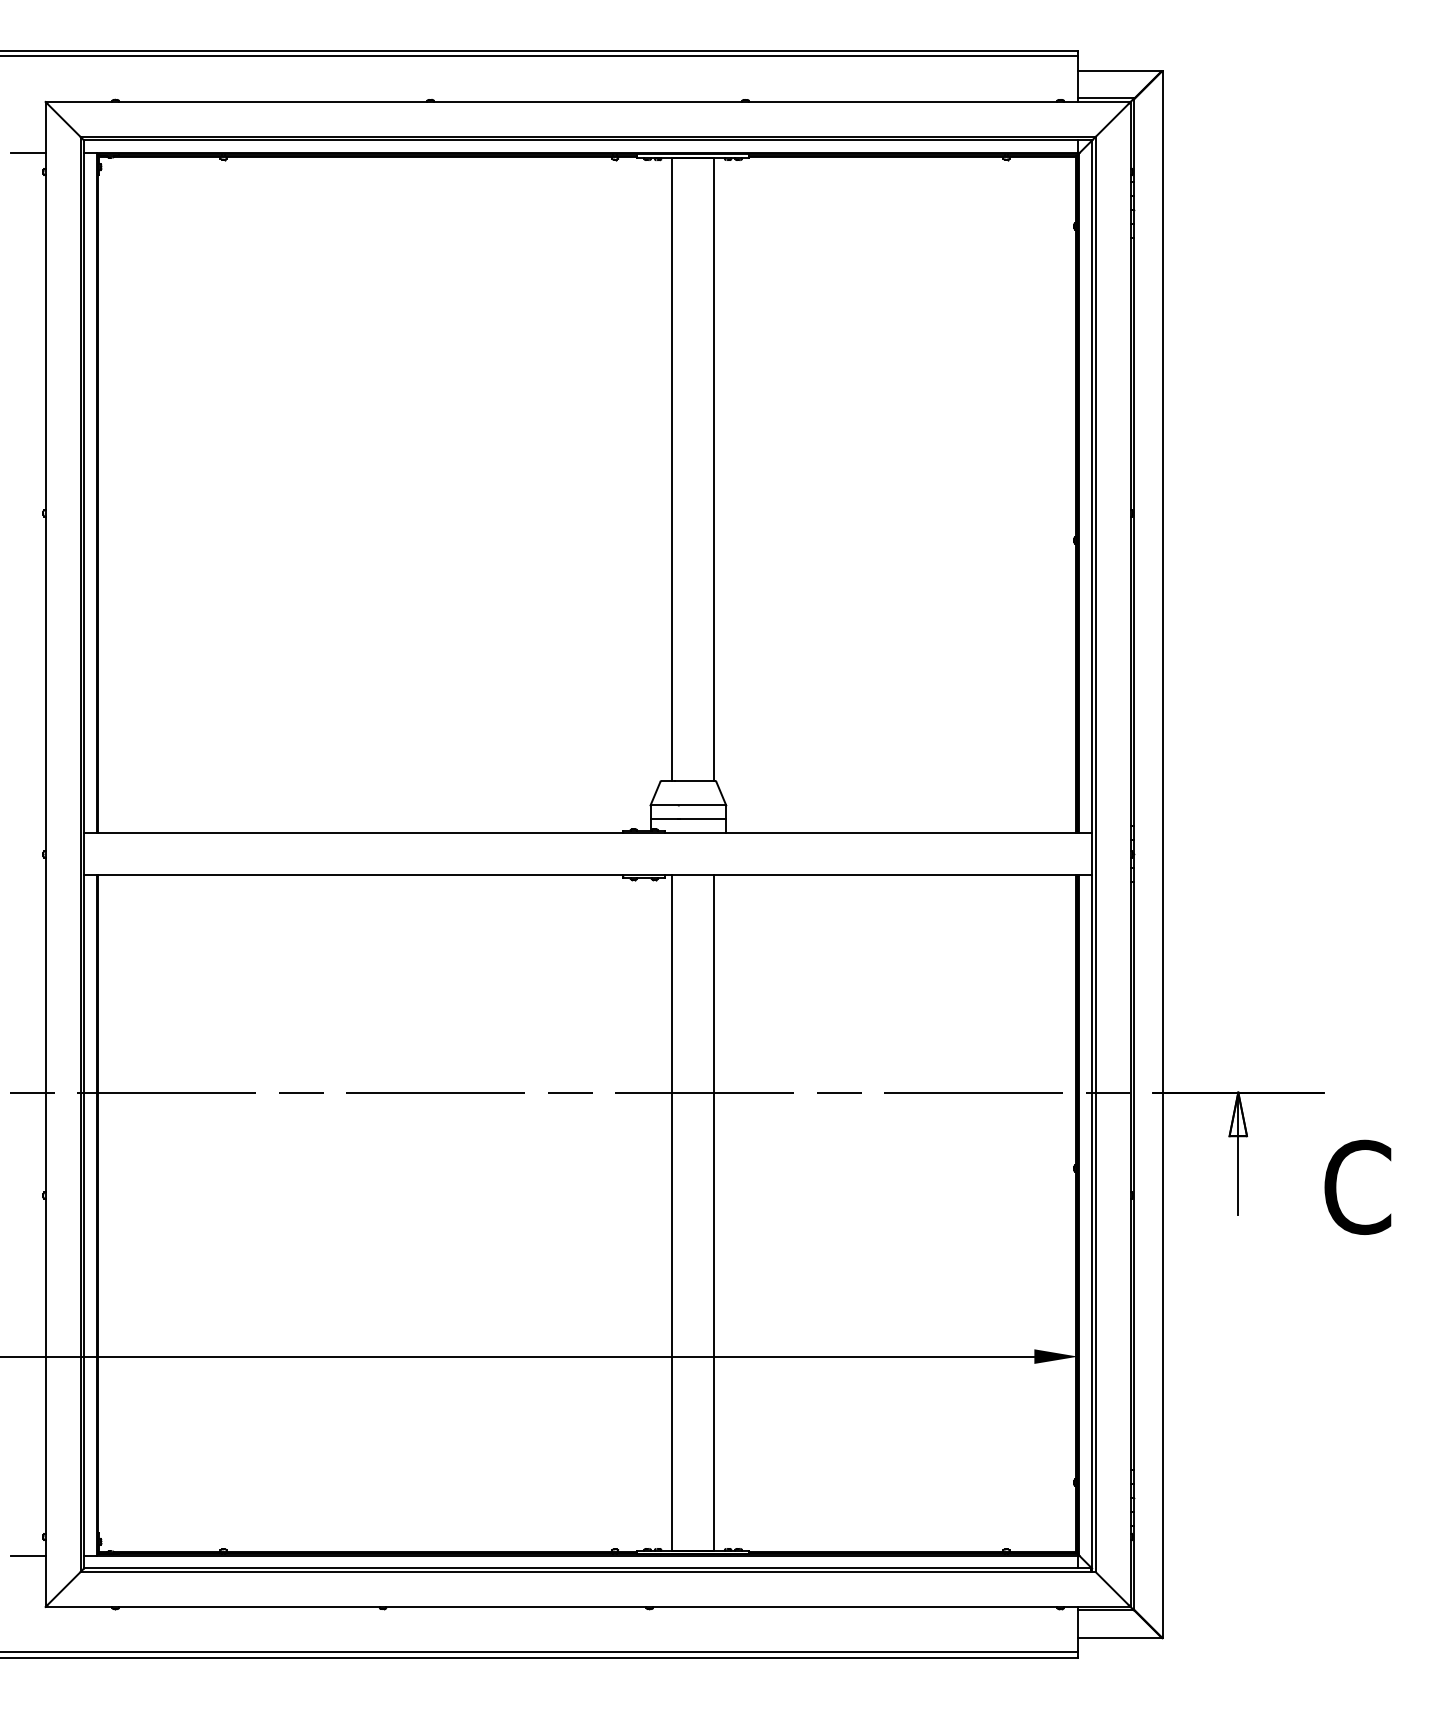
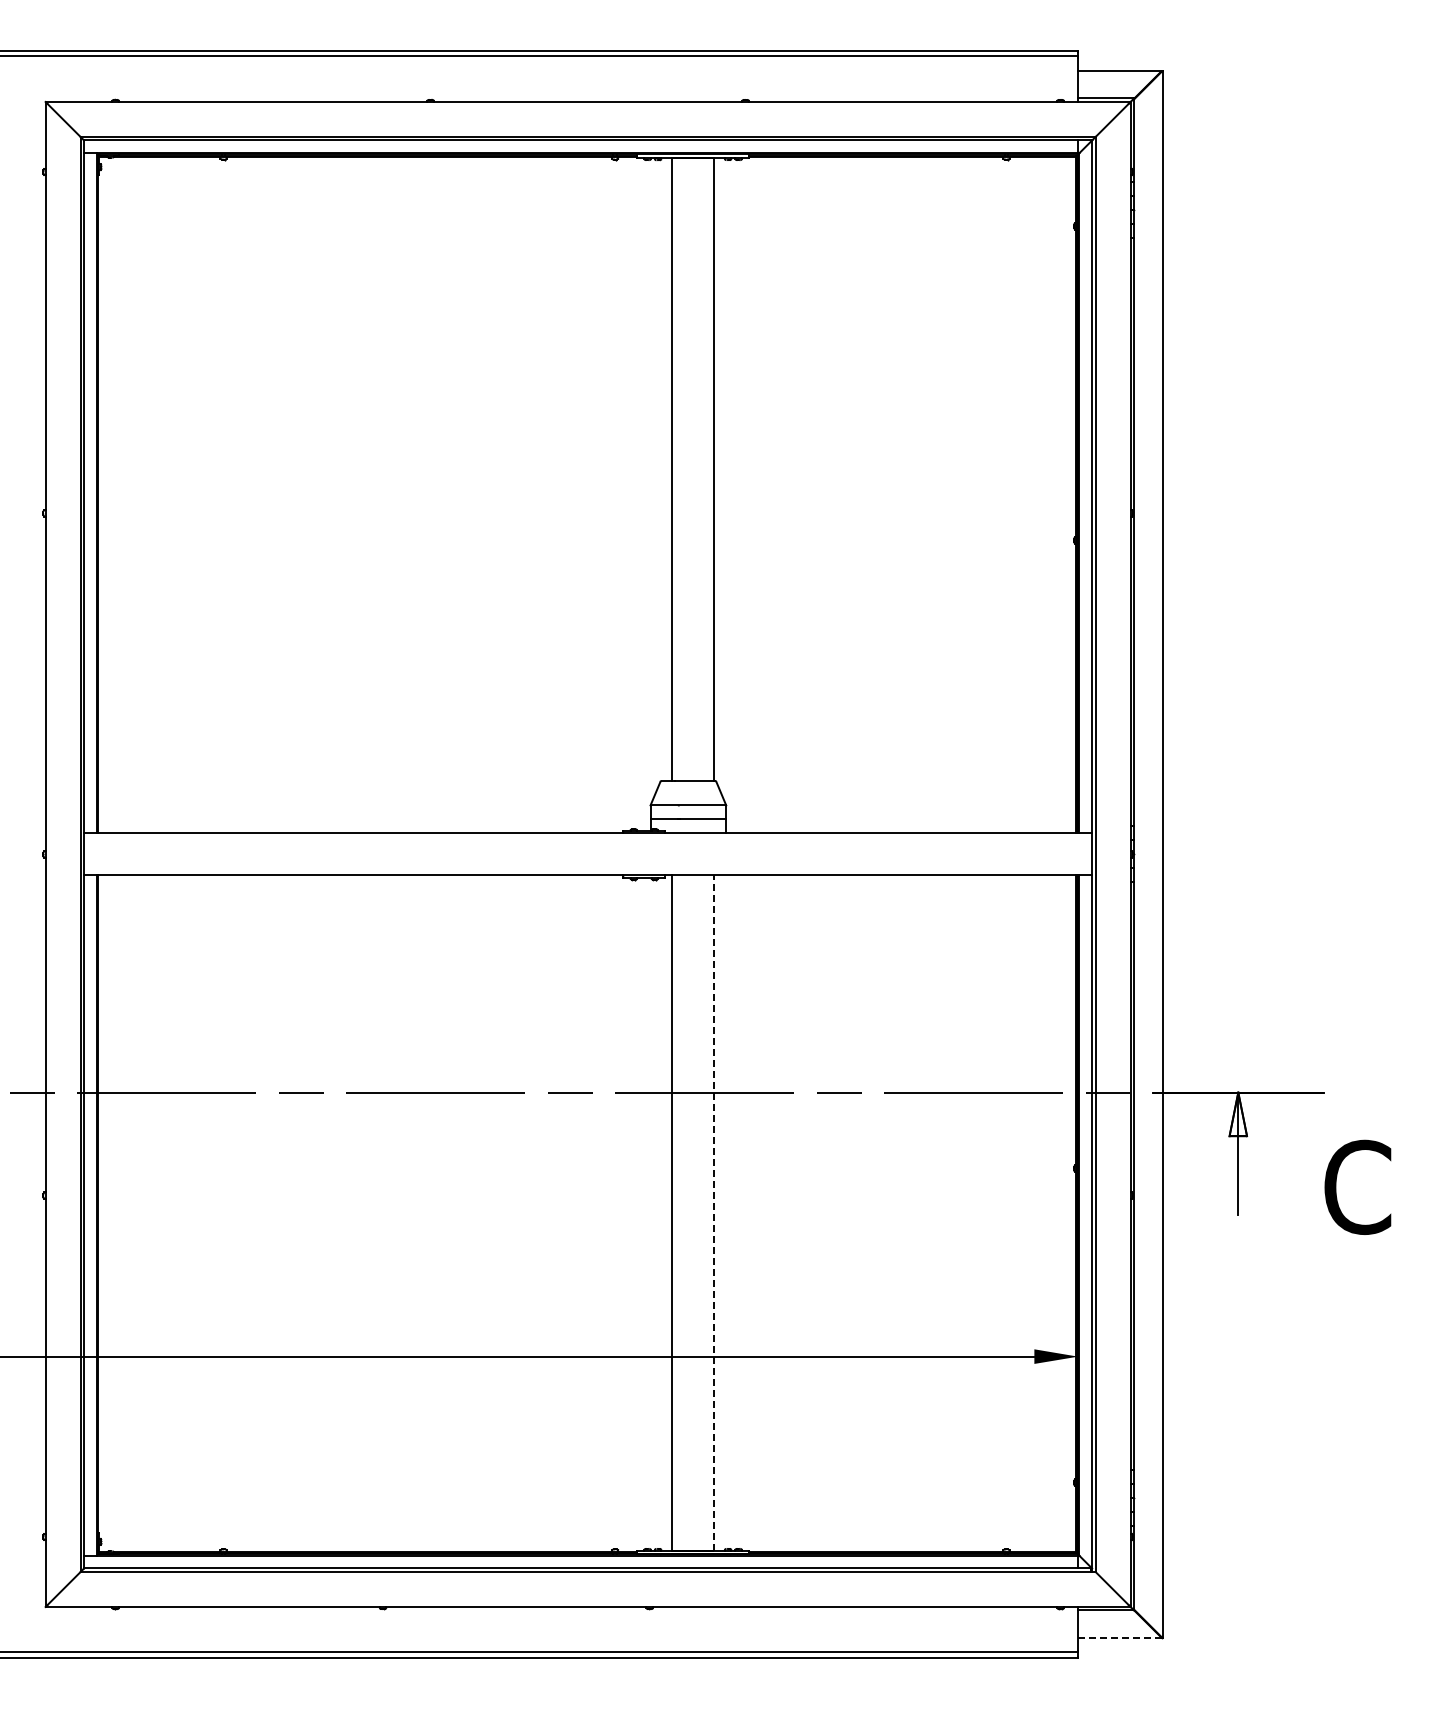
line: present -> none (27, 153)
line: solid -> dashed (714, 1213)
line: present -> none (27, 1555)
line: solid -> dashed (1119, 1638)
